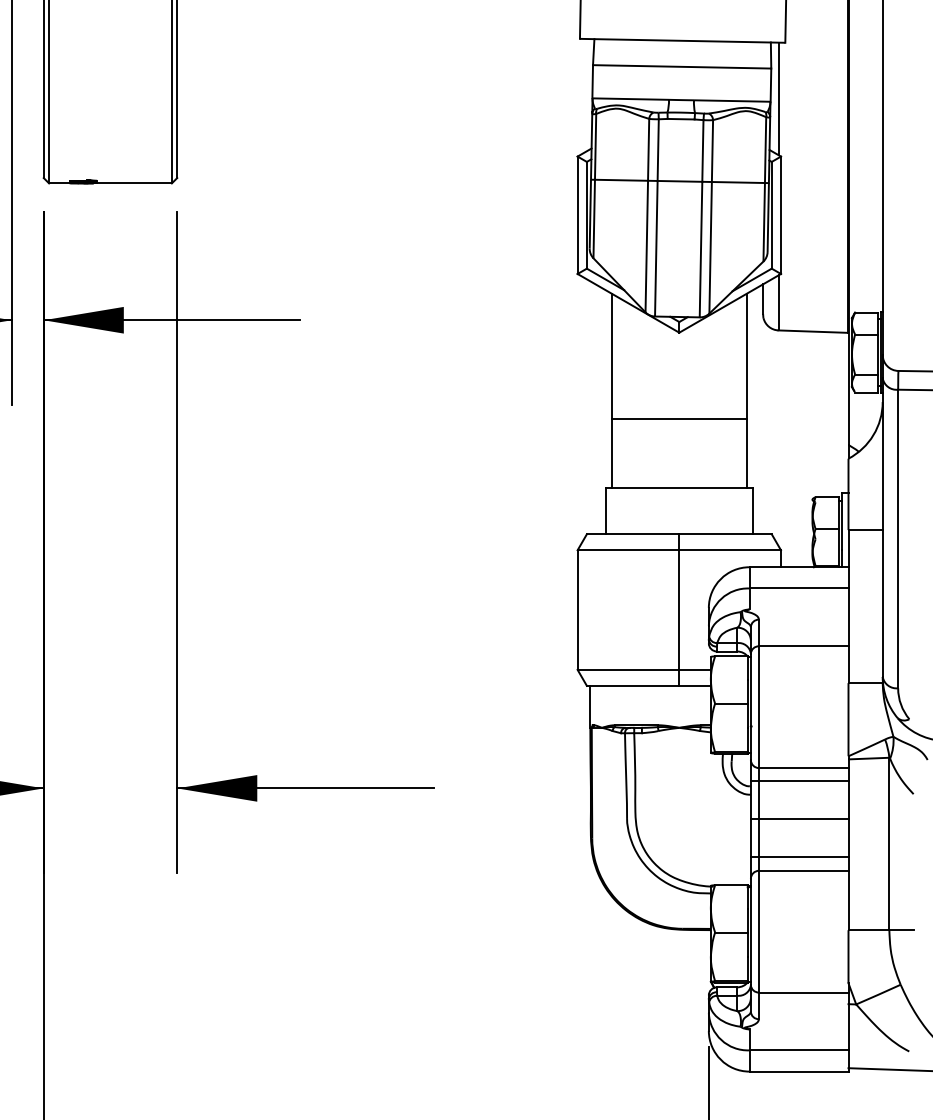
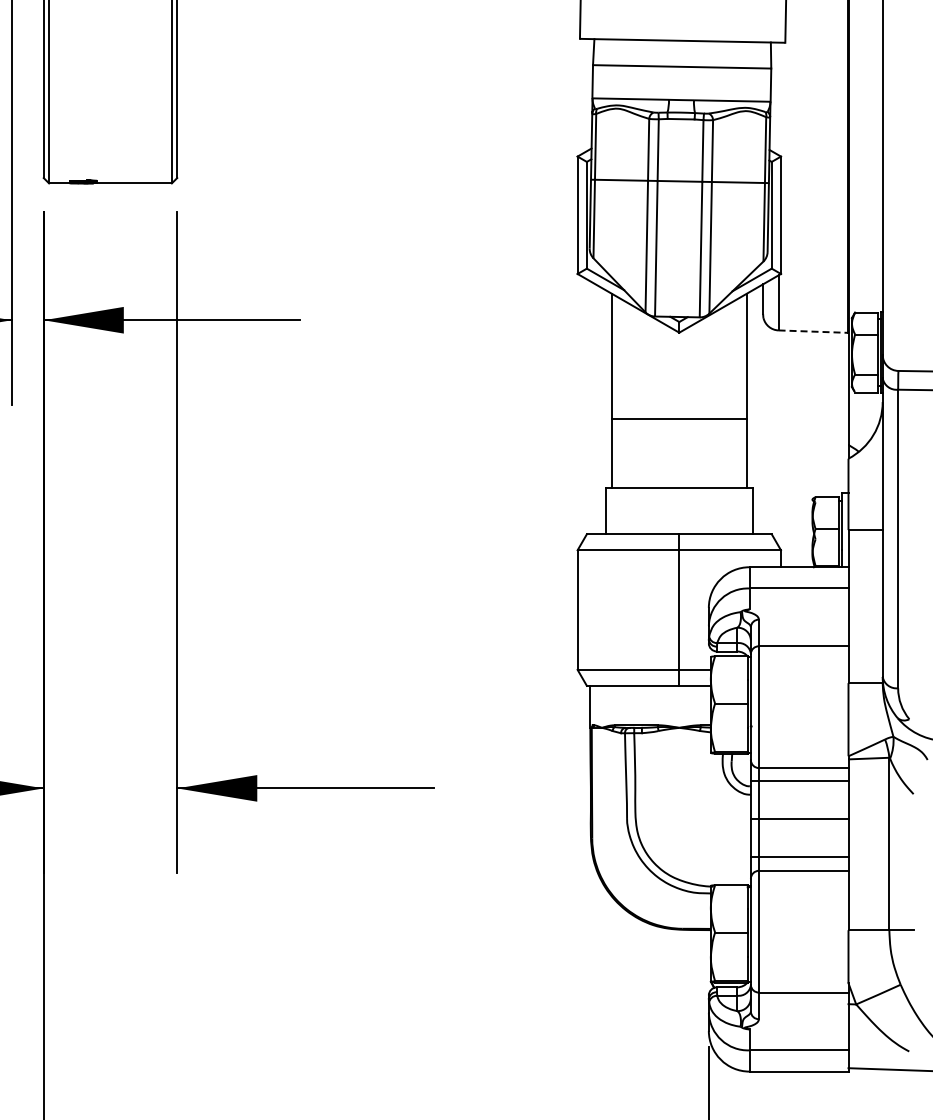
line: present -> none (778, 98)
line: solid -> dashed (813, 331)
